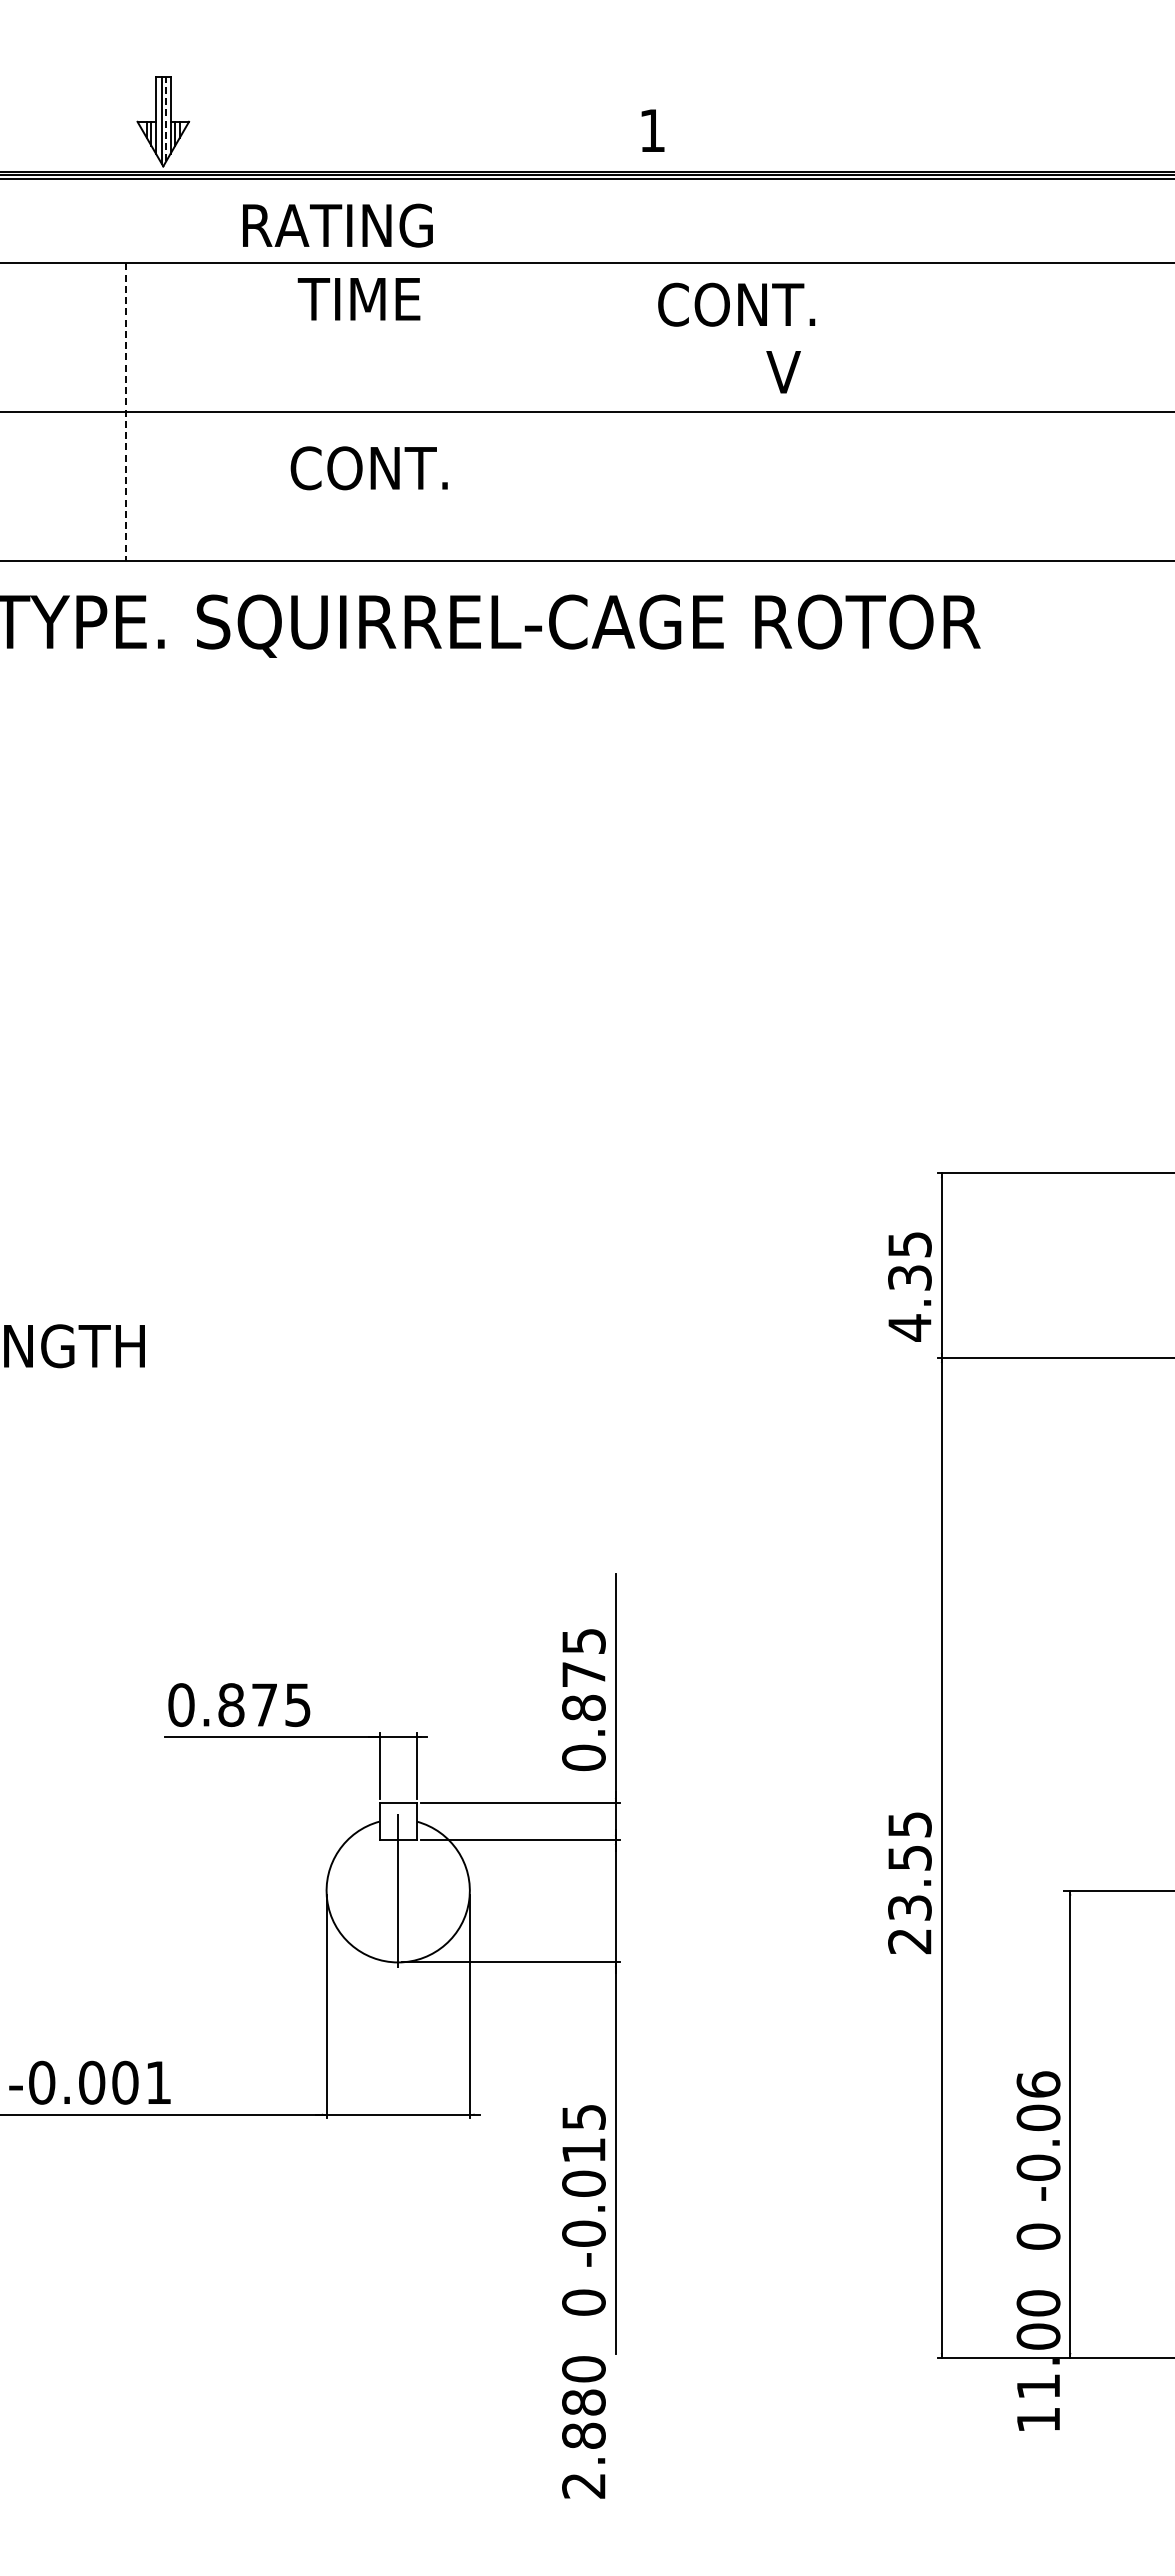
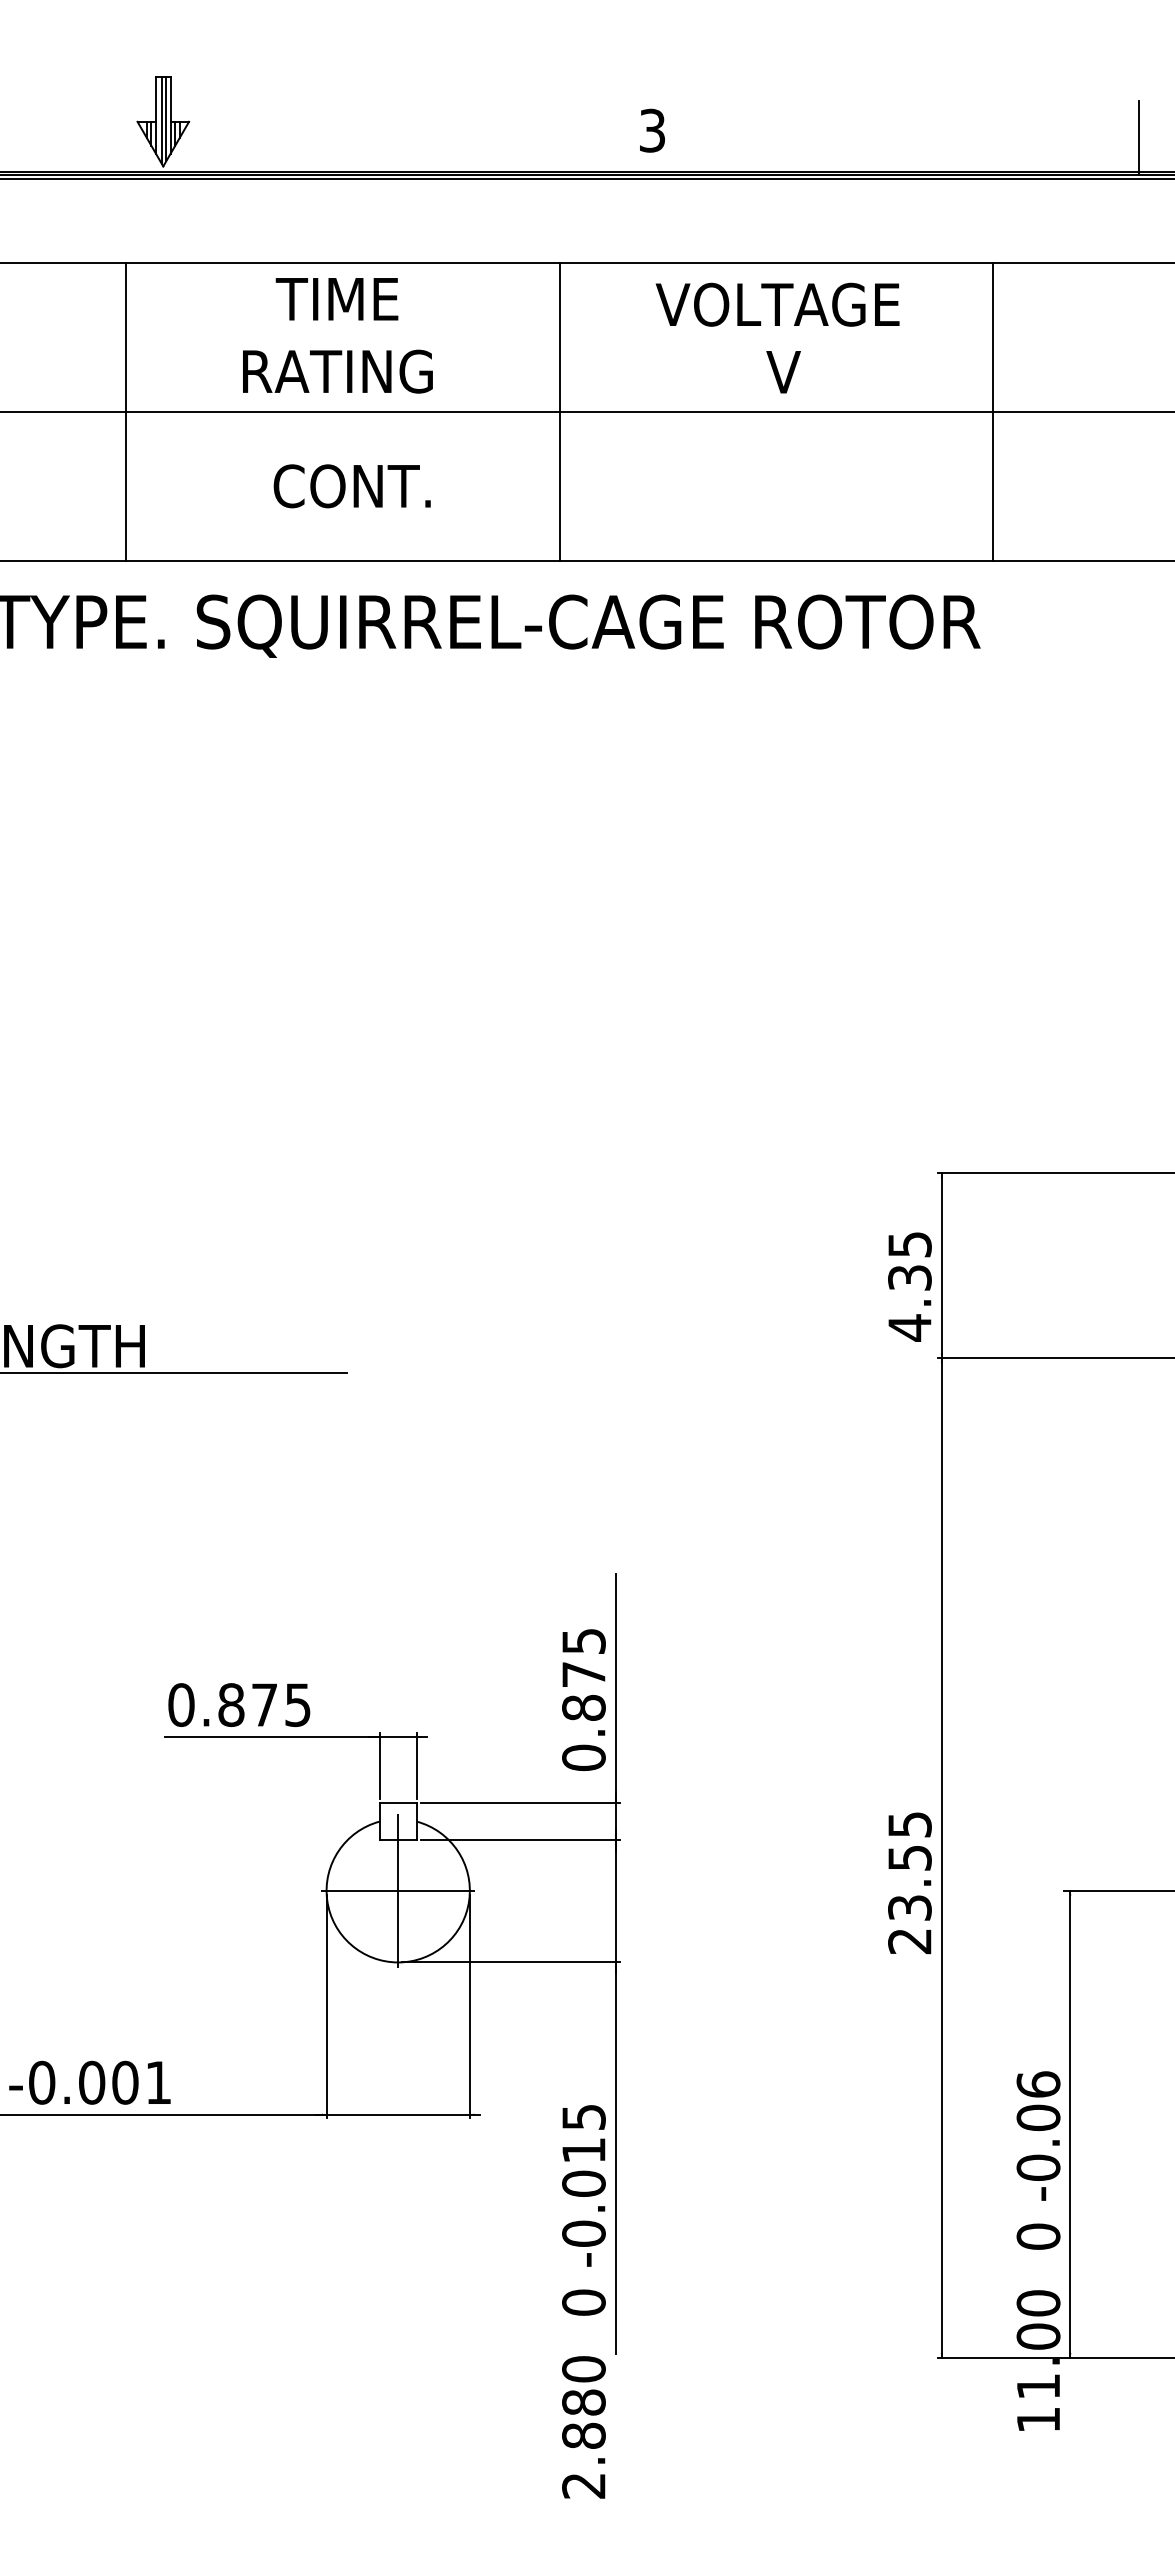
line: dashed -> solid (166, 118)
text: 1 -> 3 (652, 130)
line: none -> present (1138, 138)
text position: (337, 225) -> (337, 371) (337, 371)
text position: (358, 299) -> (336, 299) (336, 299)
text: CONT. -> VOLTAGE (777, 304)
line: dashed -> solid (126, 411)
line: none -> present (559, 411)
line: none -> present (993, 411)
text position: (368, 468) -> (351, 486) (351, 486)
line: none -> present (174, 1373)
line: none -> present (398, 1890)
